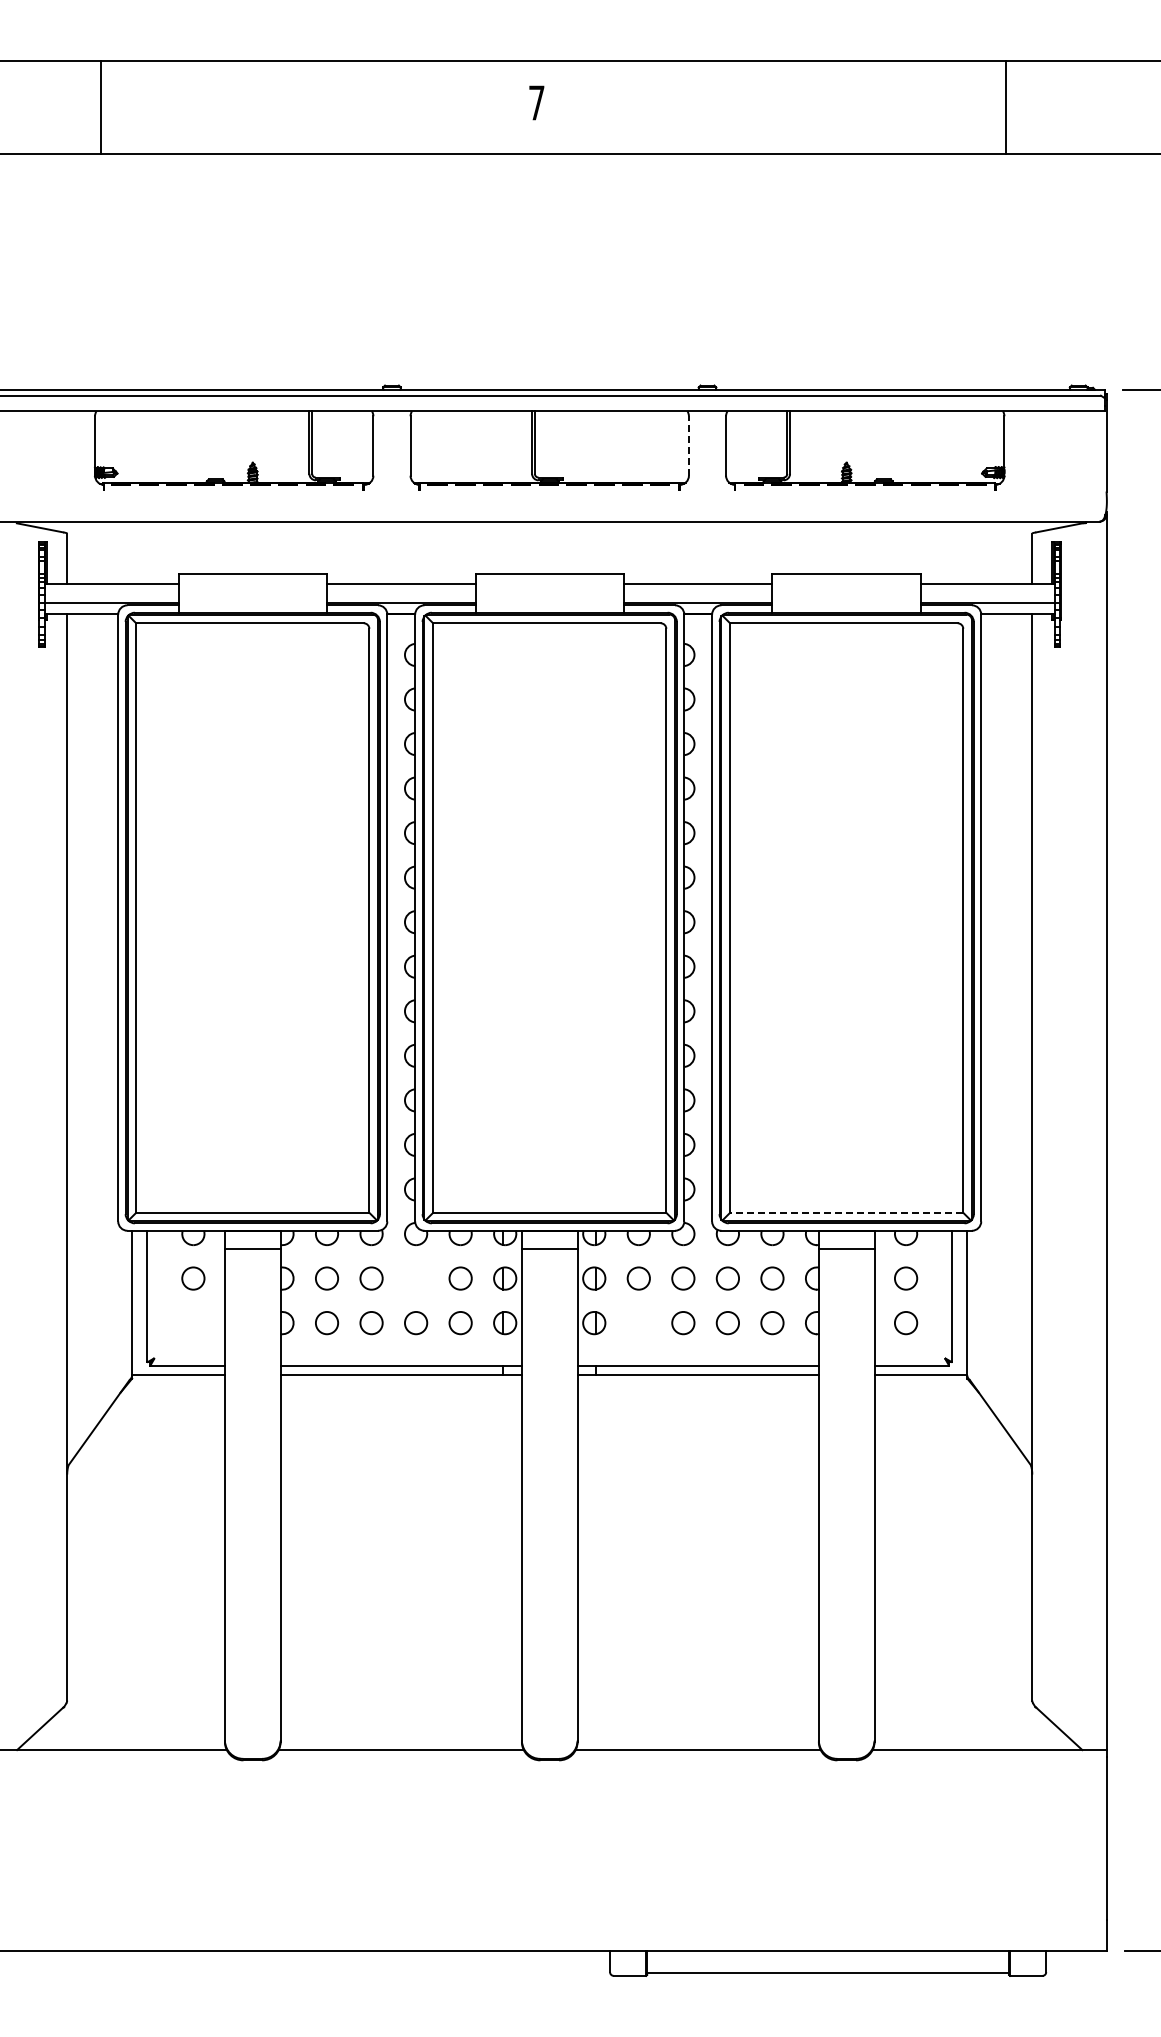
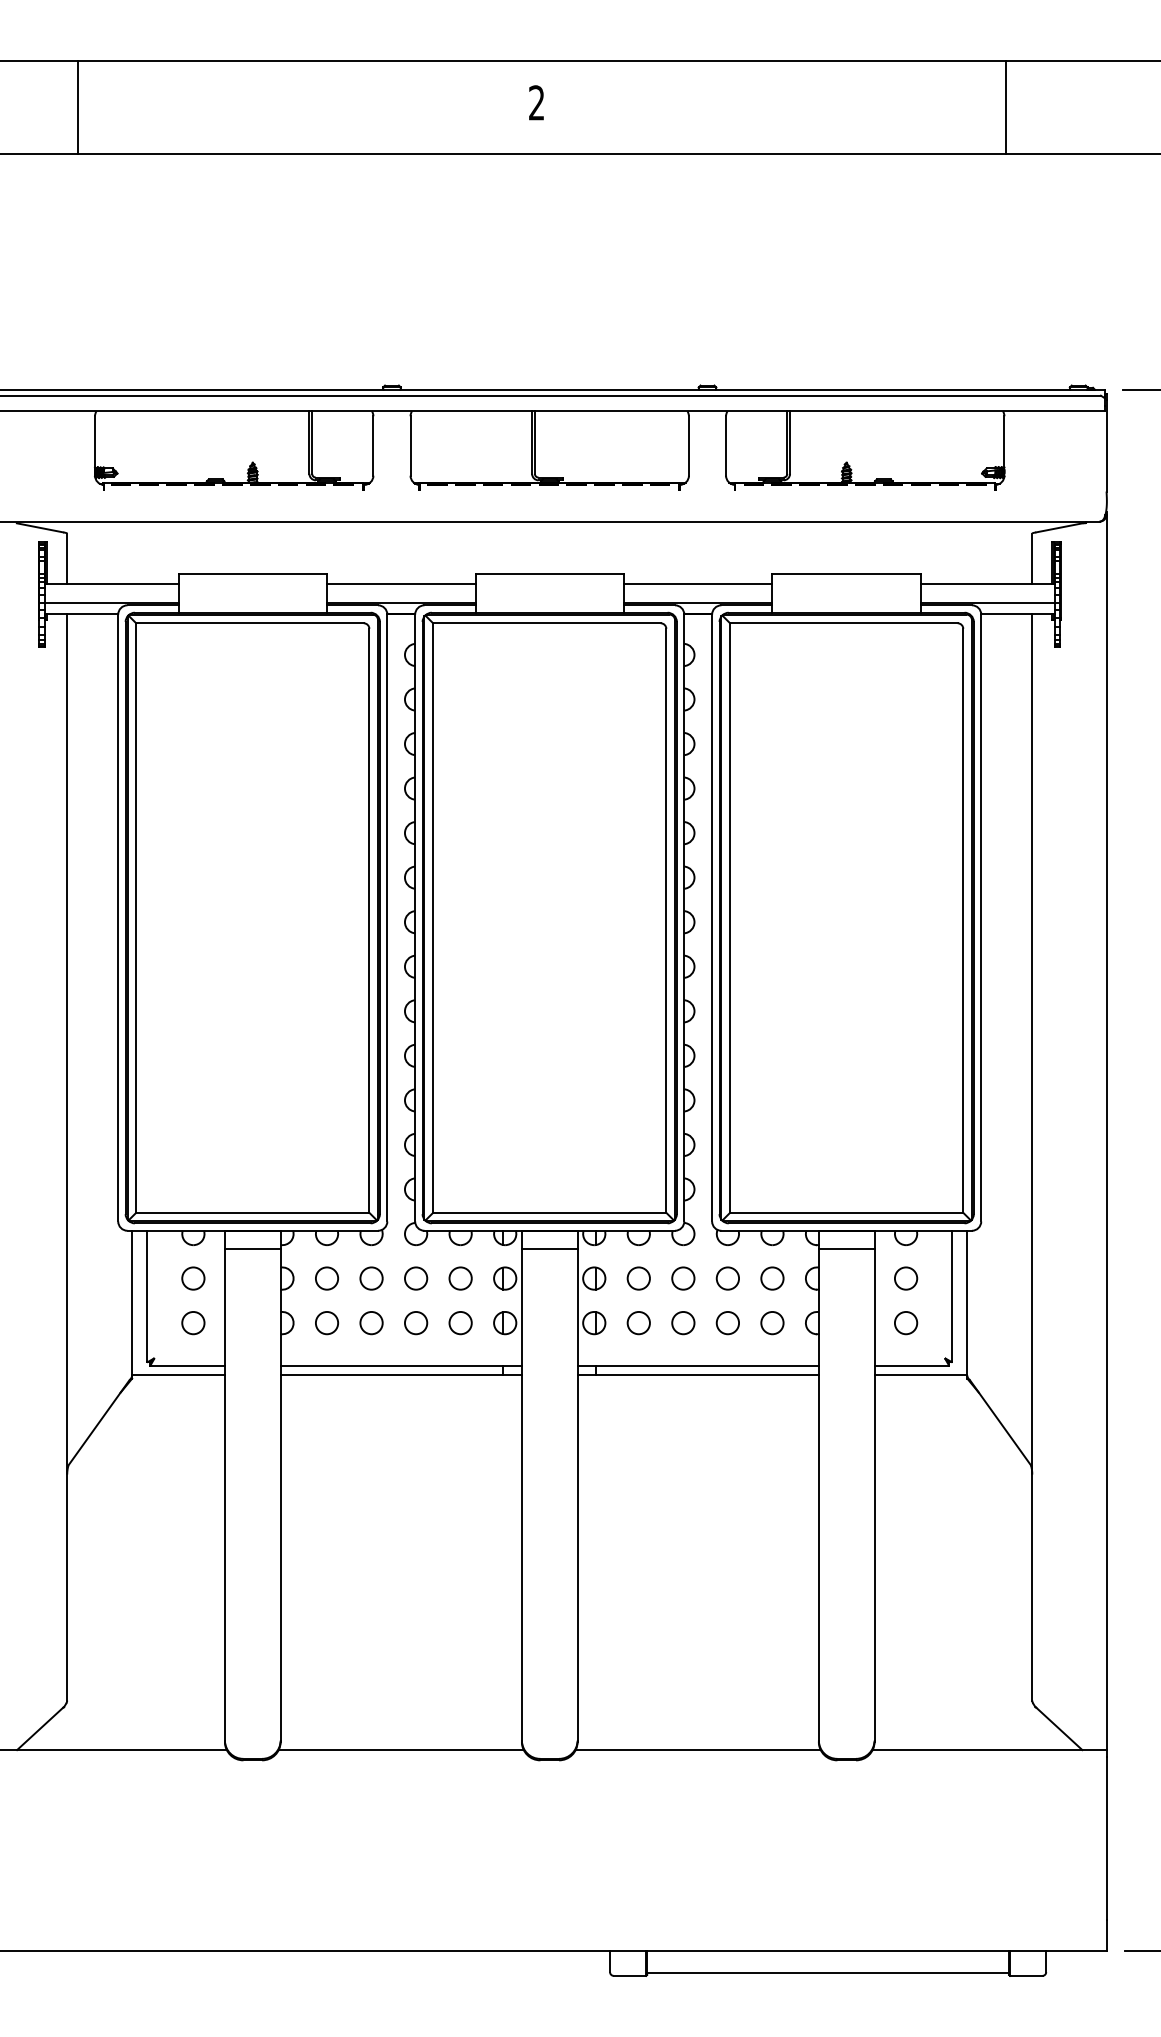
text: 7 -> 2 (536, 102)
line position: (101, 107) -> (78, 107) (78, 107)
line: dashed -> solid (688, 445)
line: dashed -> solid (846, 1212)
circle: none -> present (416, 1278)
circle: none -> present (193, 1323)
circle: none -> present (638, 1323)
